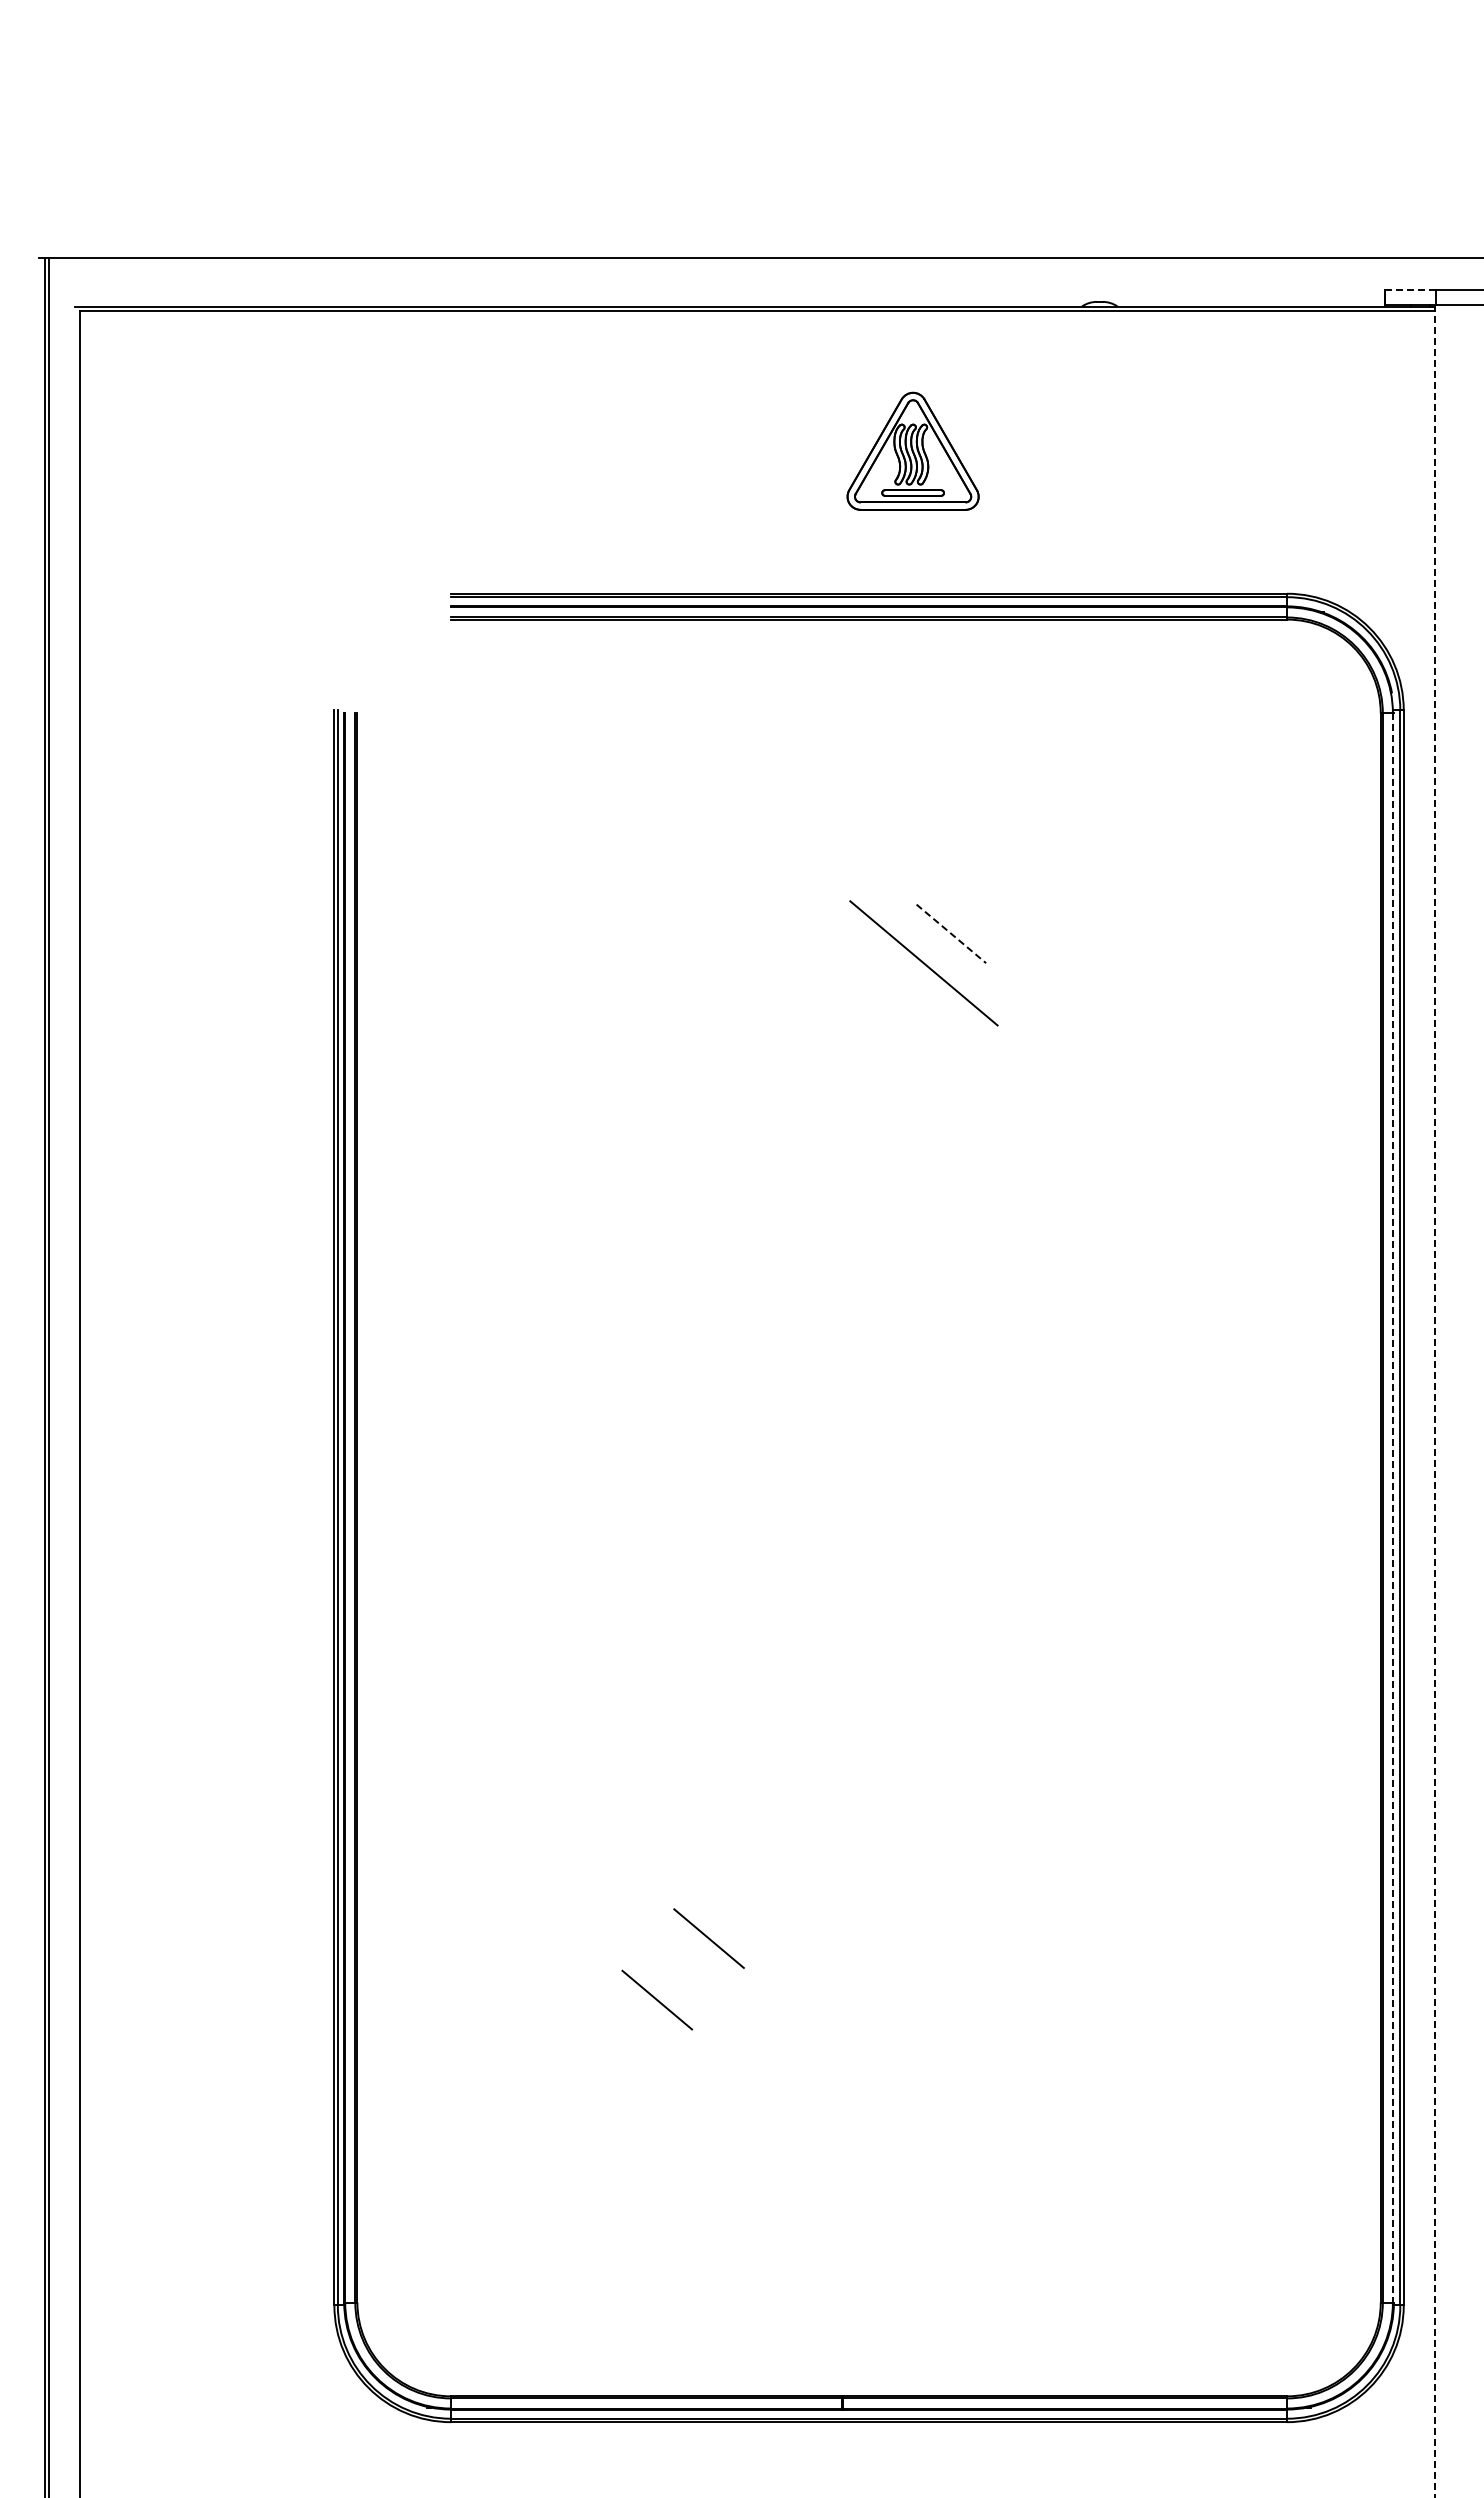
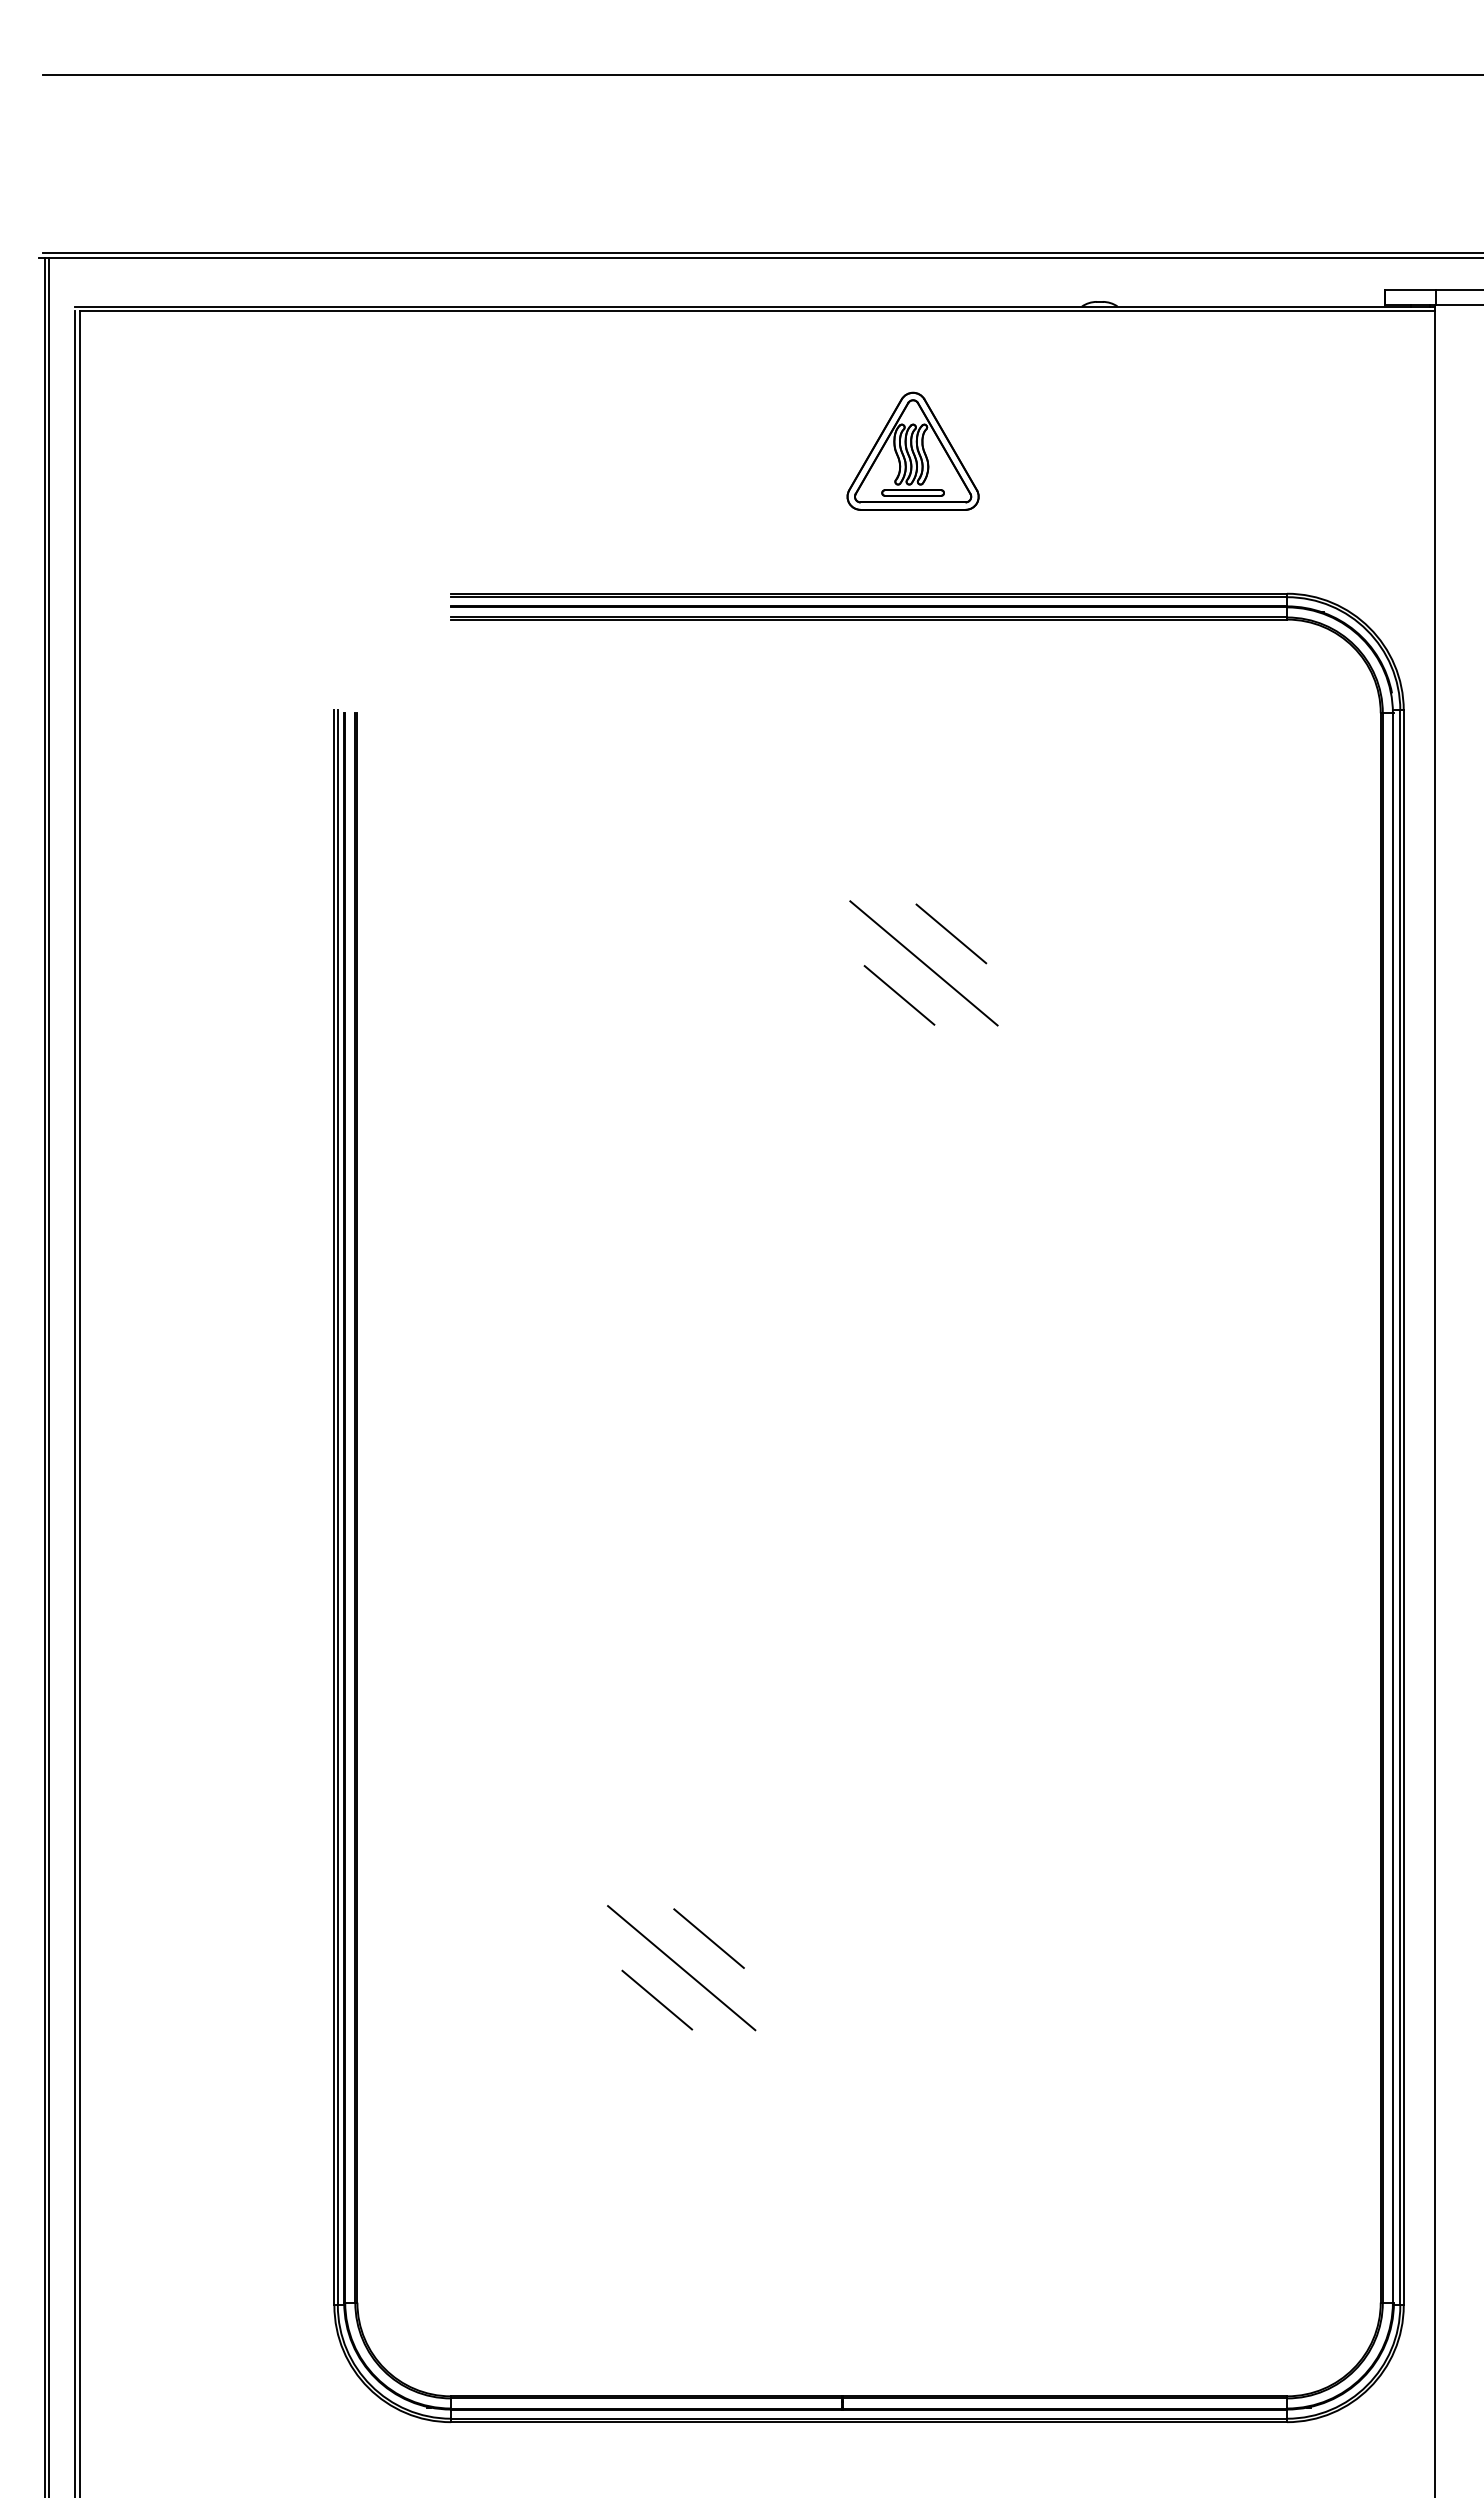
line: none -> present (761, 74)
line: none -> present (761, 253)
line: dashed -> solid (1410, 289)
line: dashed -> solid (951, 934)
line: none -> present (899, 995)
line: dashed -> solid (1435, 1401)
line: none -> present (75, 1402)
line: dashed -> solid (1392, 1507)
line: none -> present (681, 1968)
